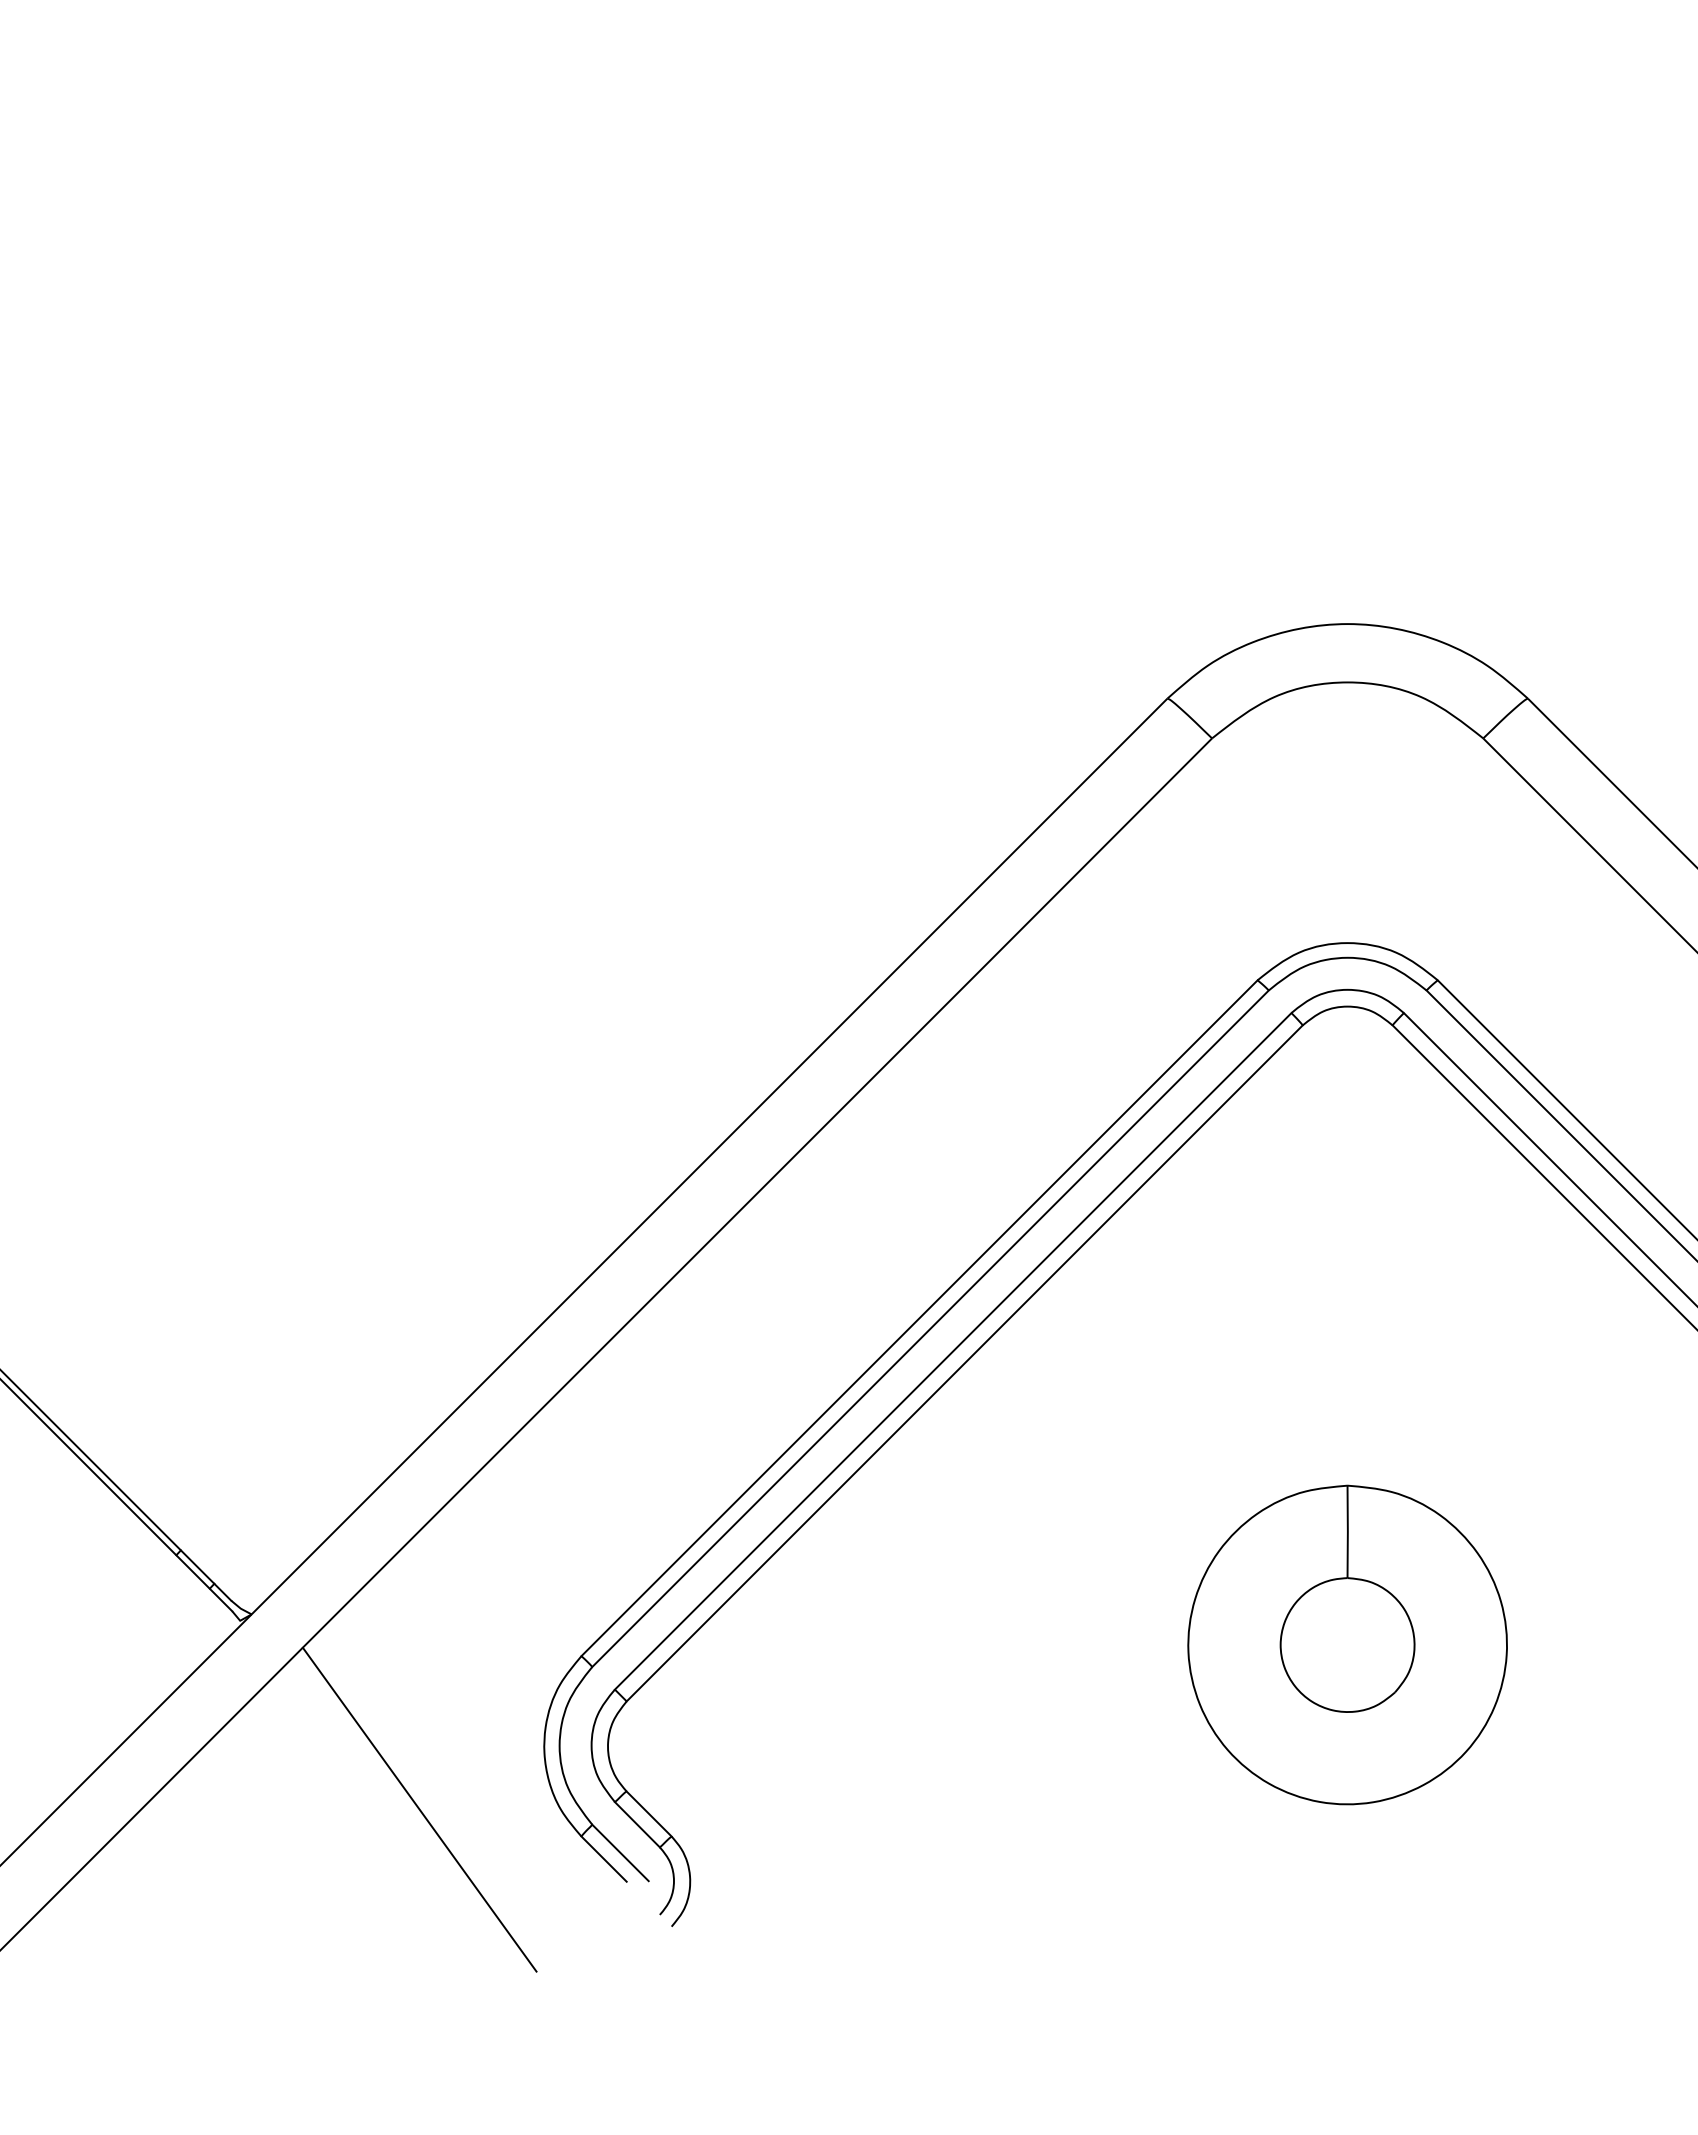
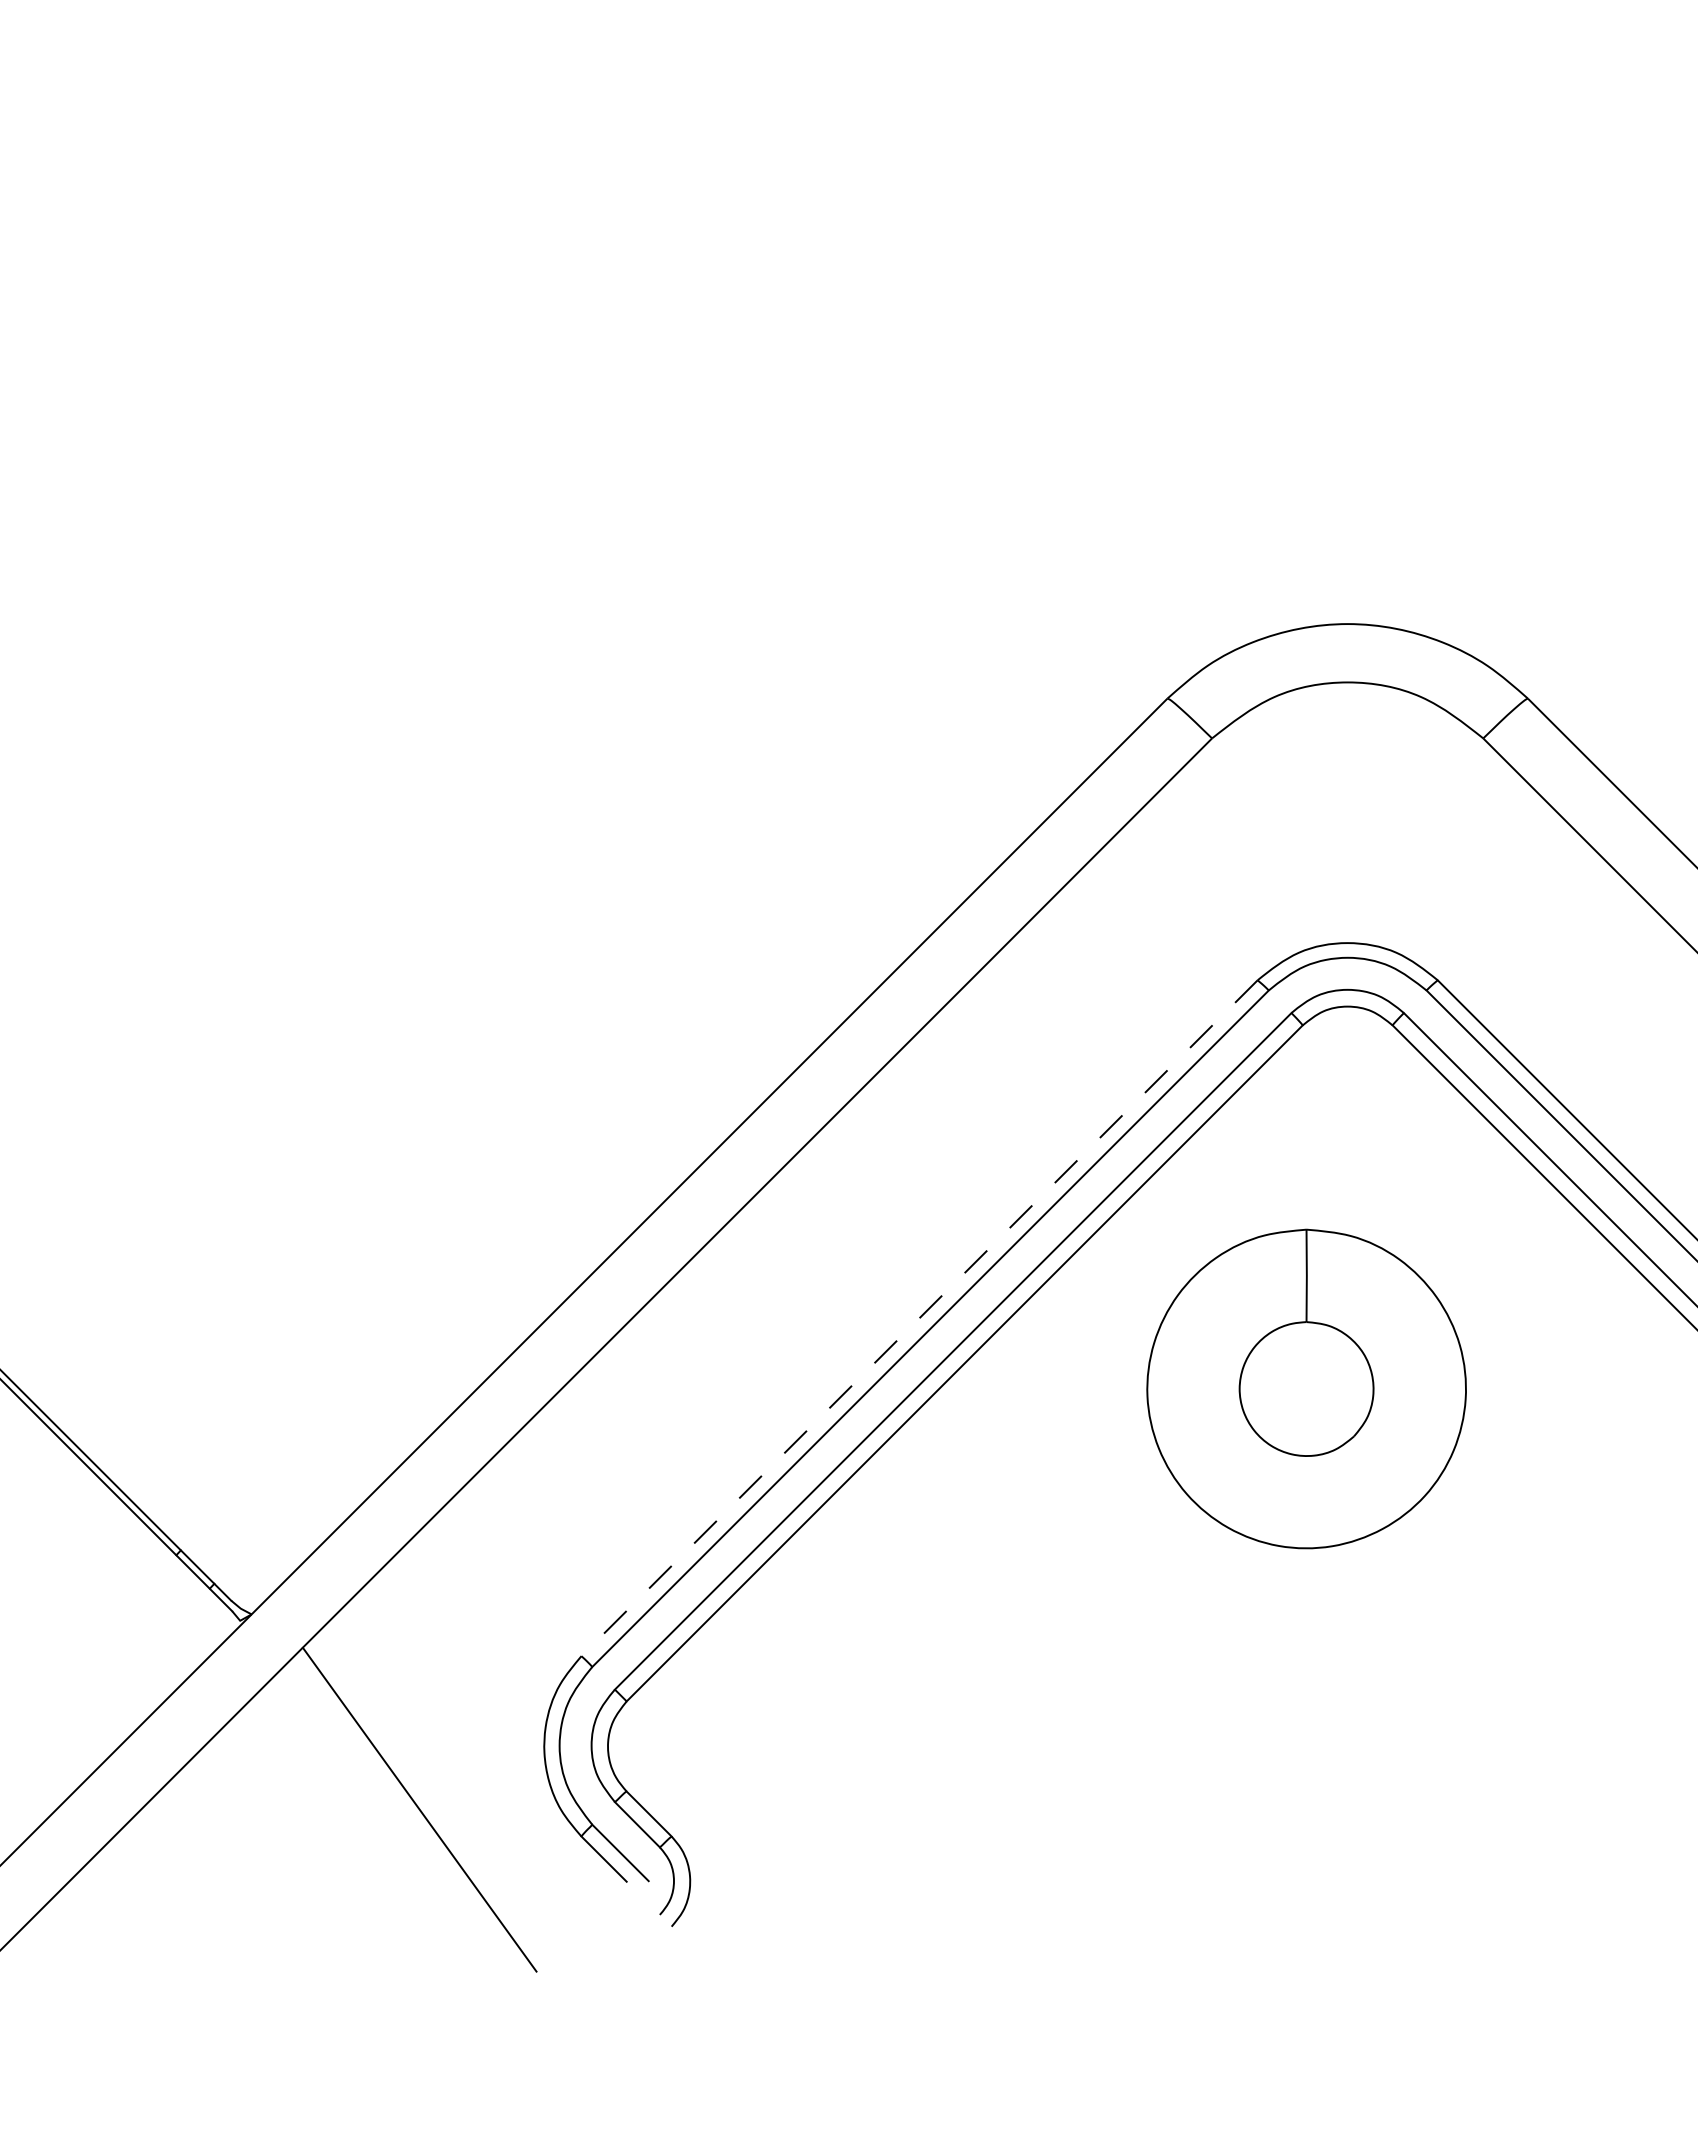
line: solid -> dashed (919, 1318)
part position: (1347, 1644) -> (1306, 1388) (1306, 1388)
